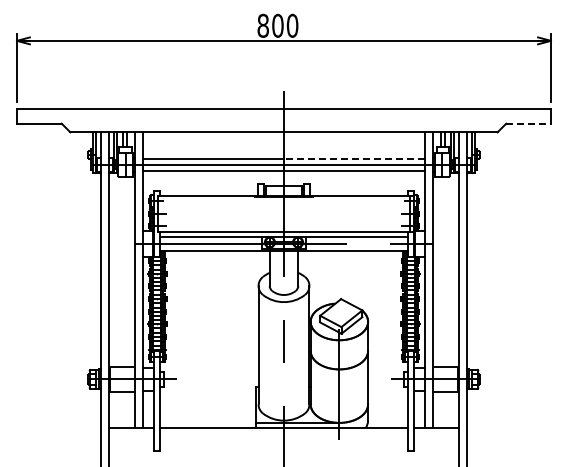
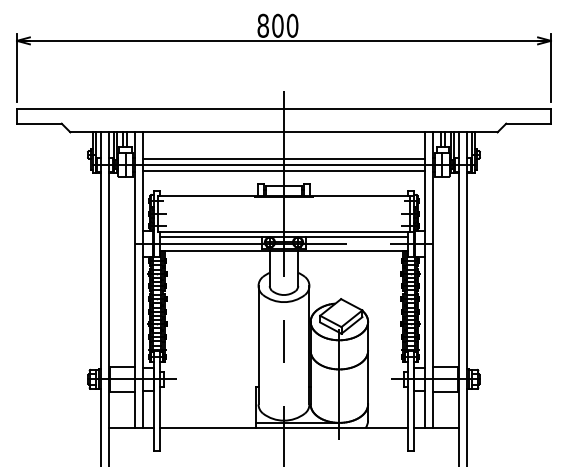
line: dashed -> solid (529, 123)
line: dashed -> solid (353, 158)
